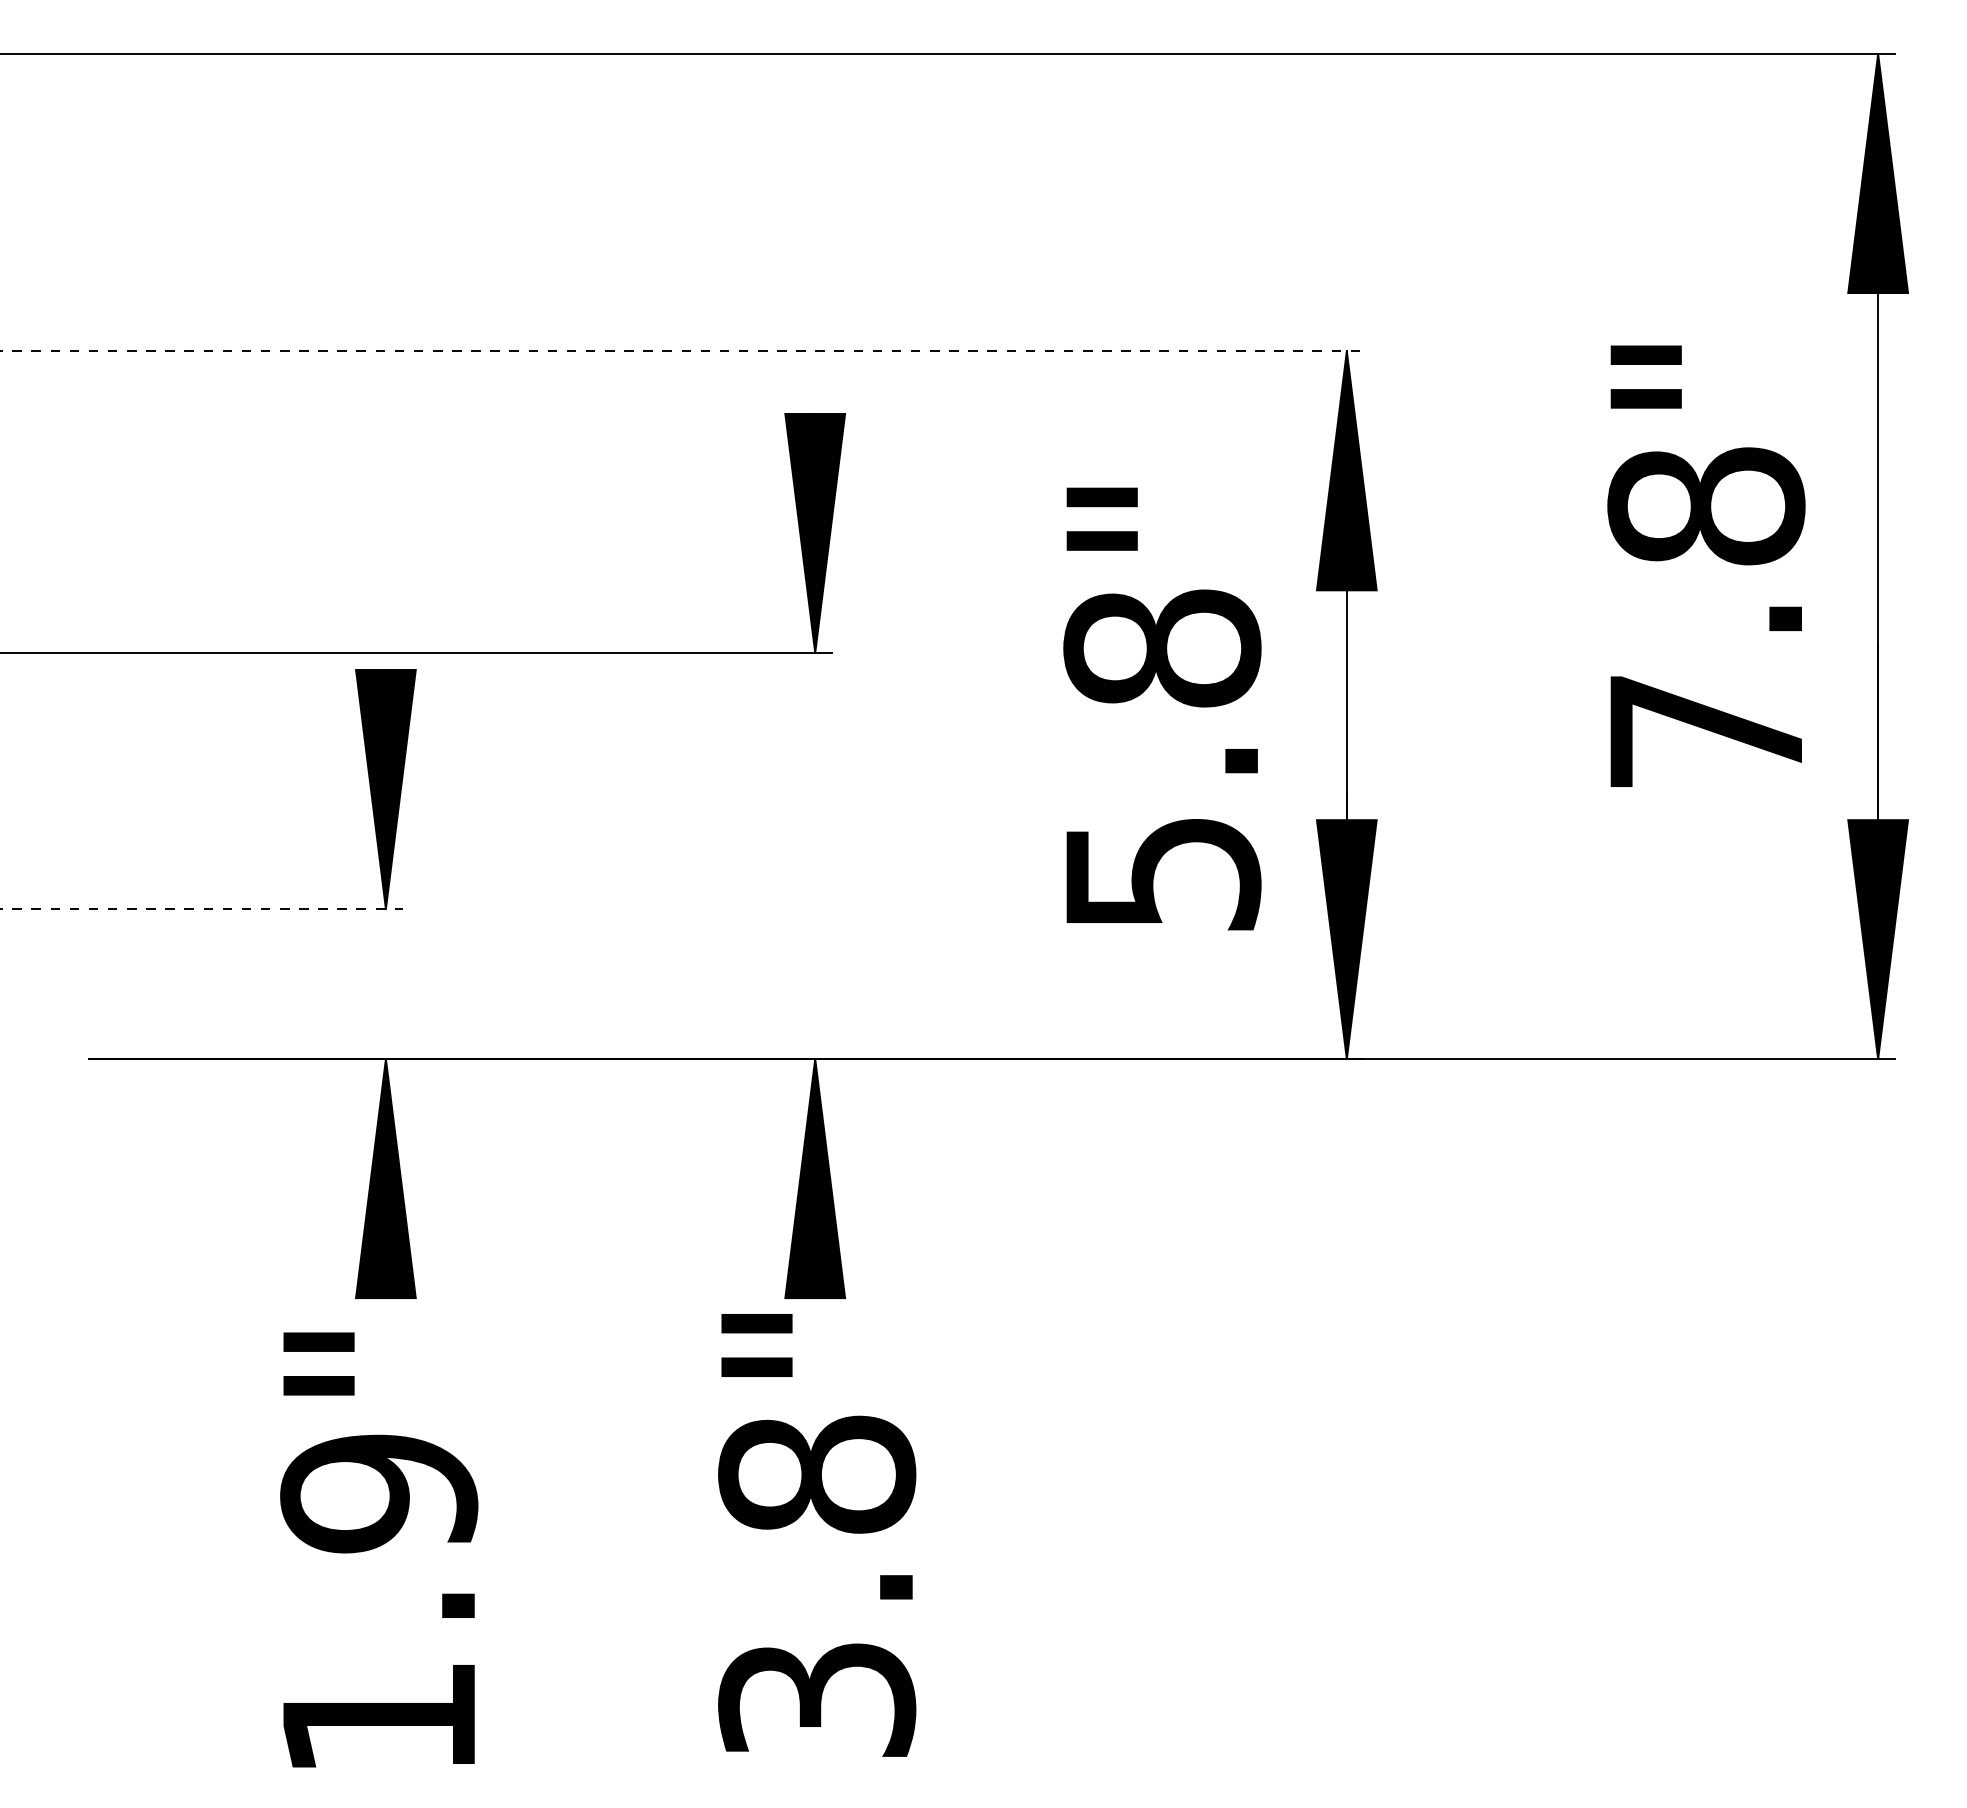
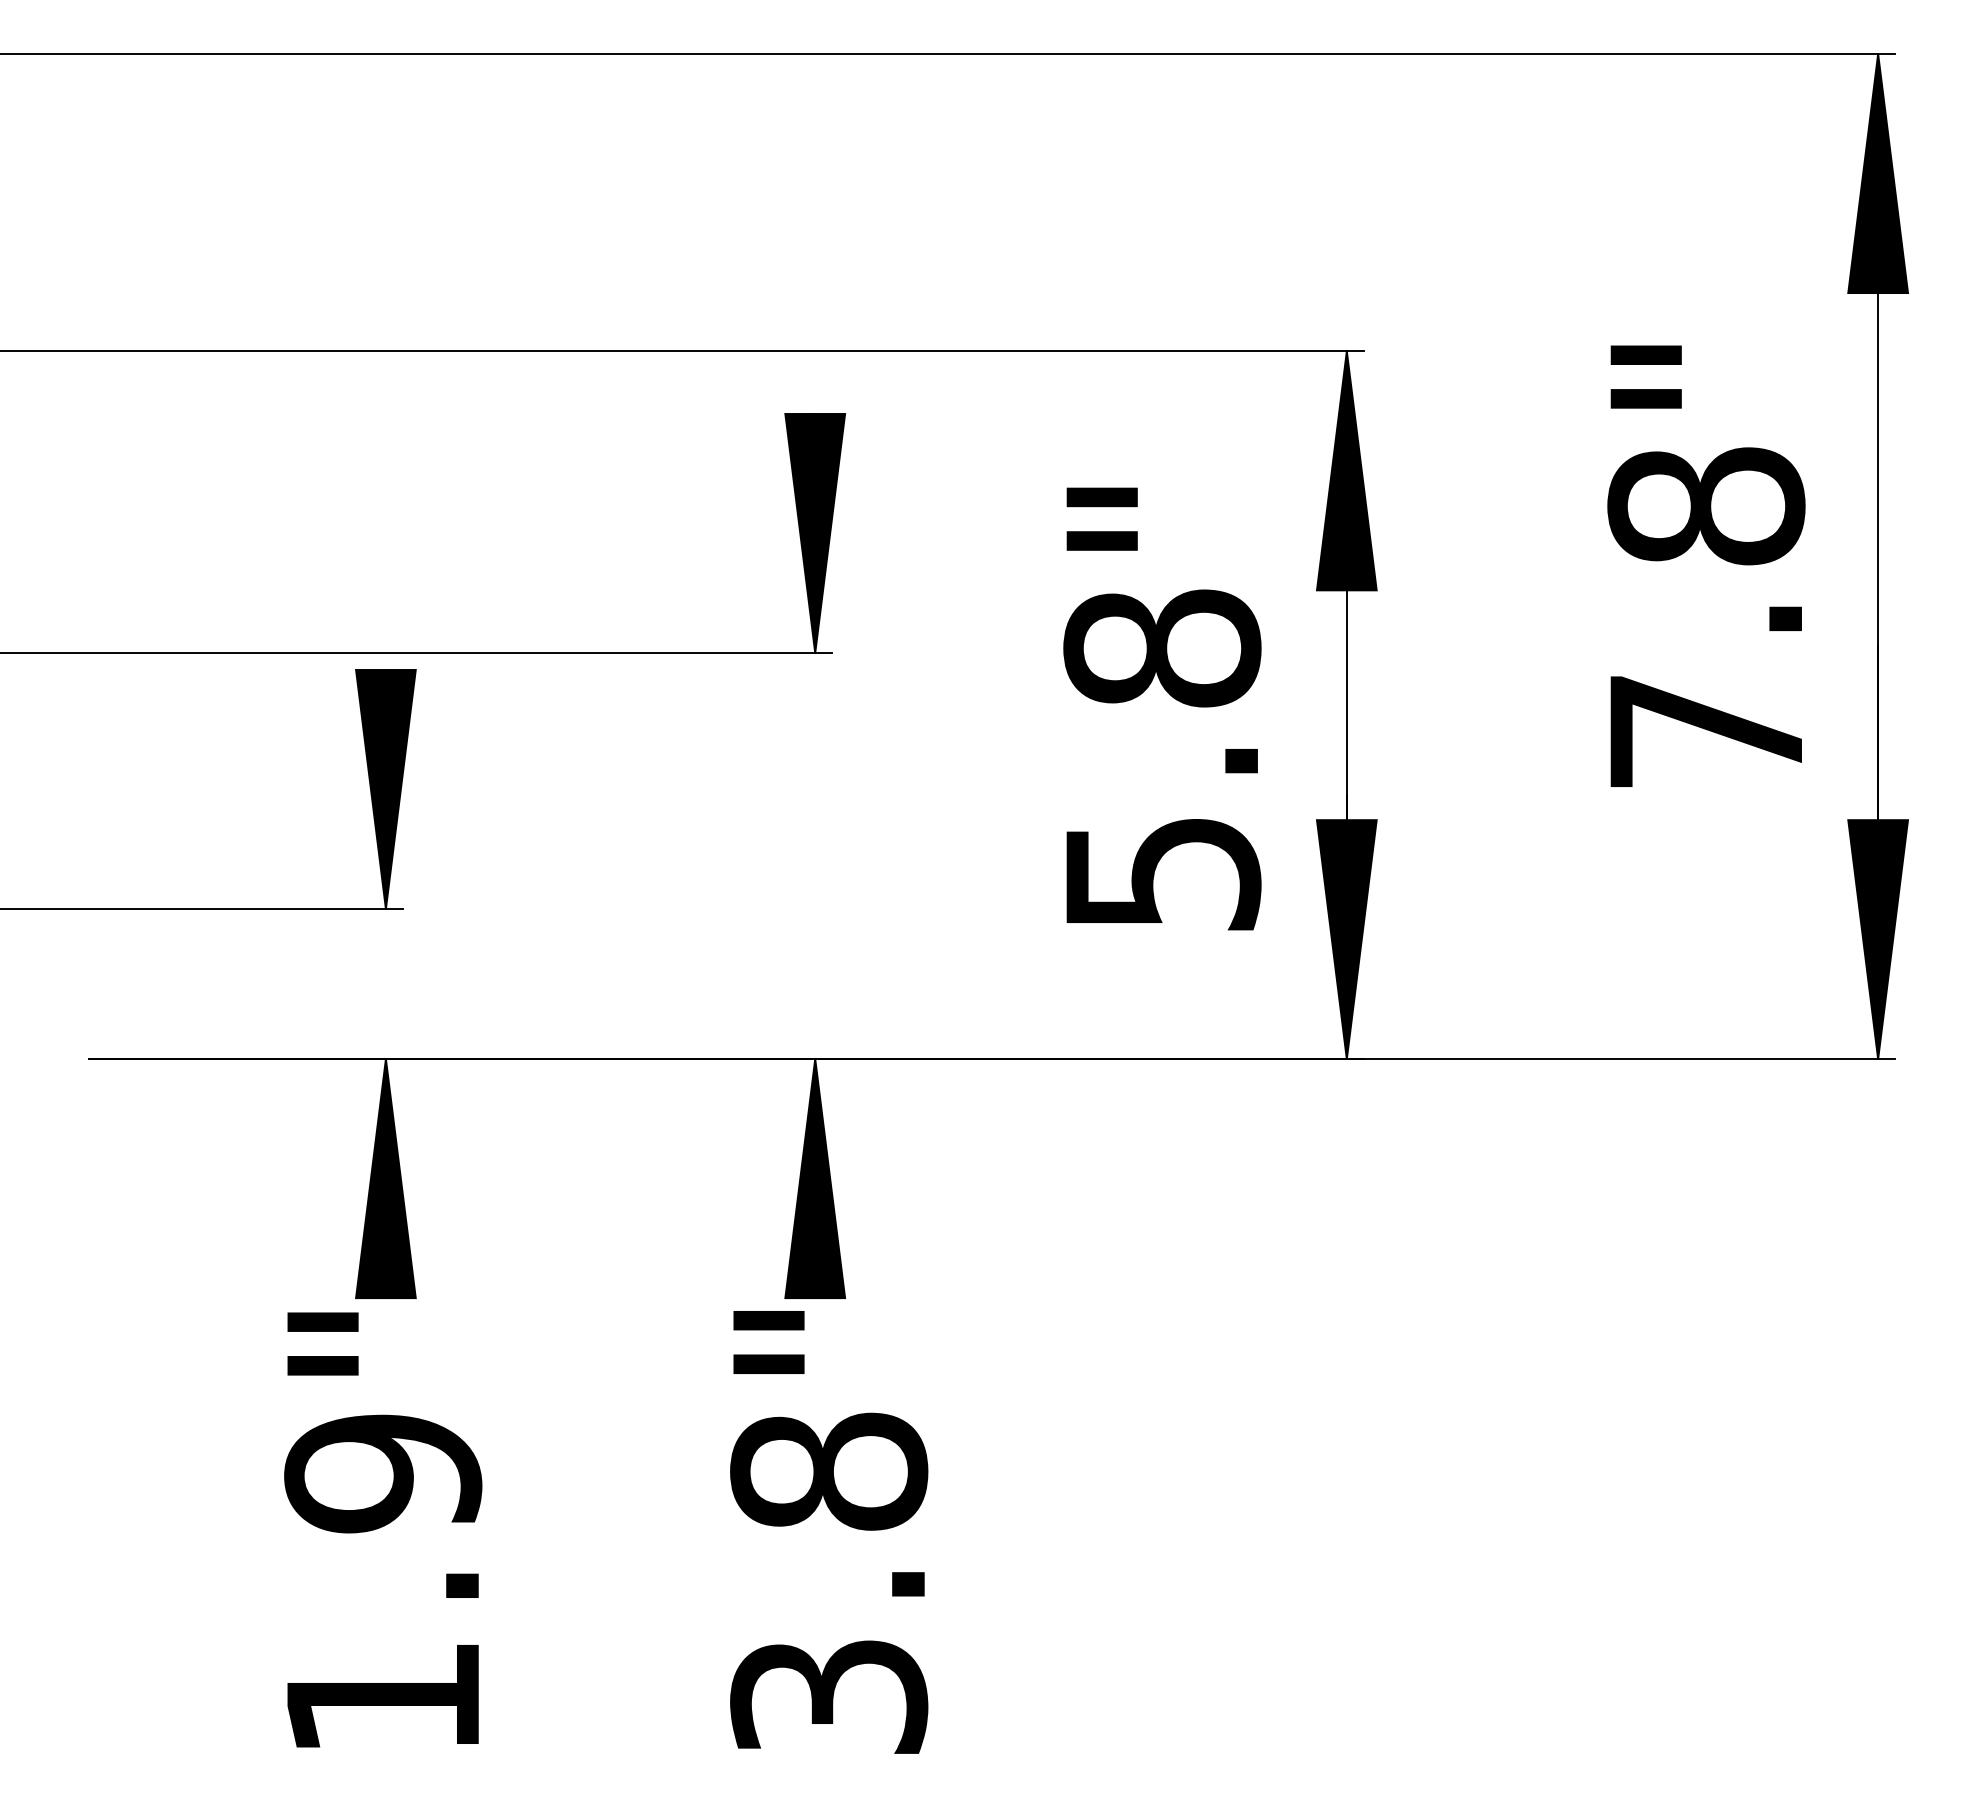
line: dashed -> solid (682, 351)
line: dashed -> solid (202, 908)
text position: (817, 1535) -> (829, 1532) (829, 1532)
text position: (379, 1549) -> (383, 1529) (383, 1529)
